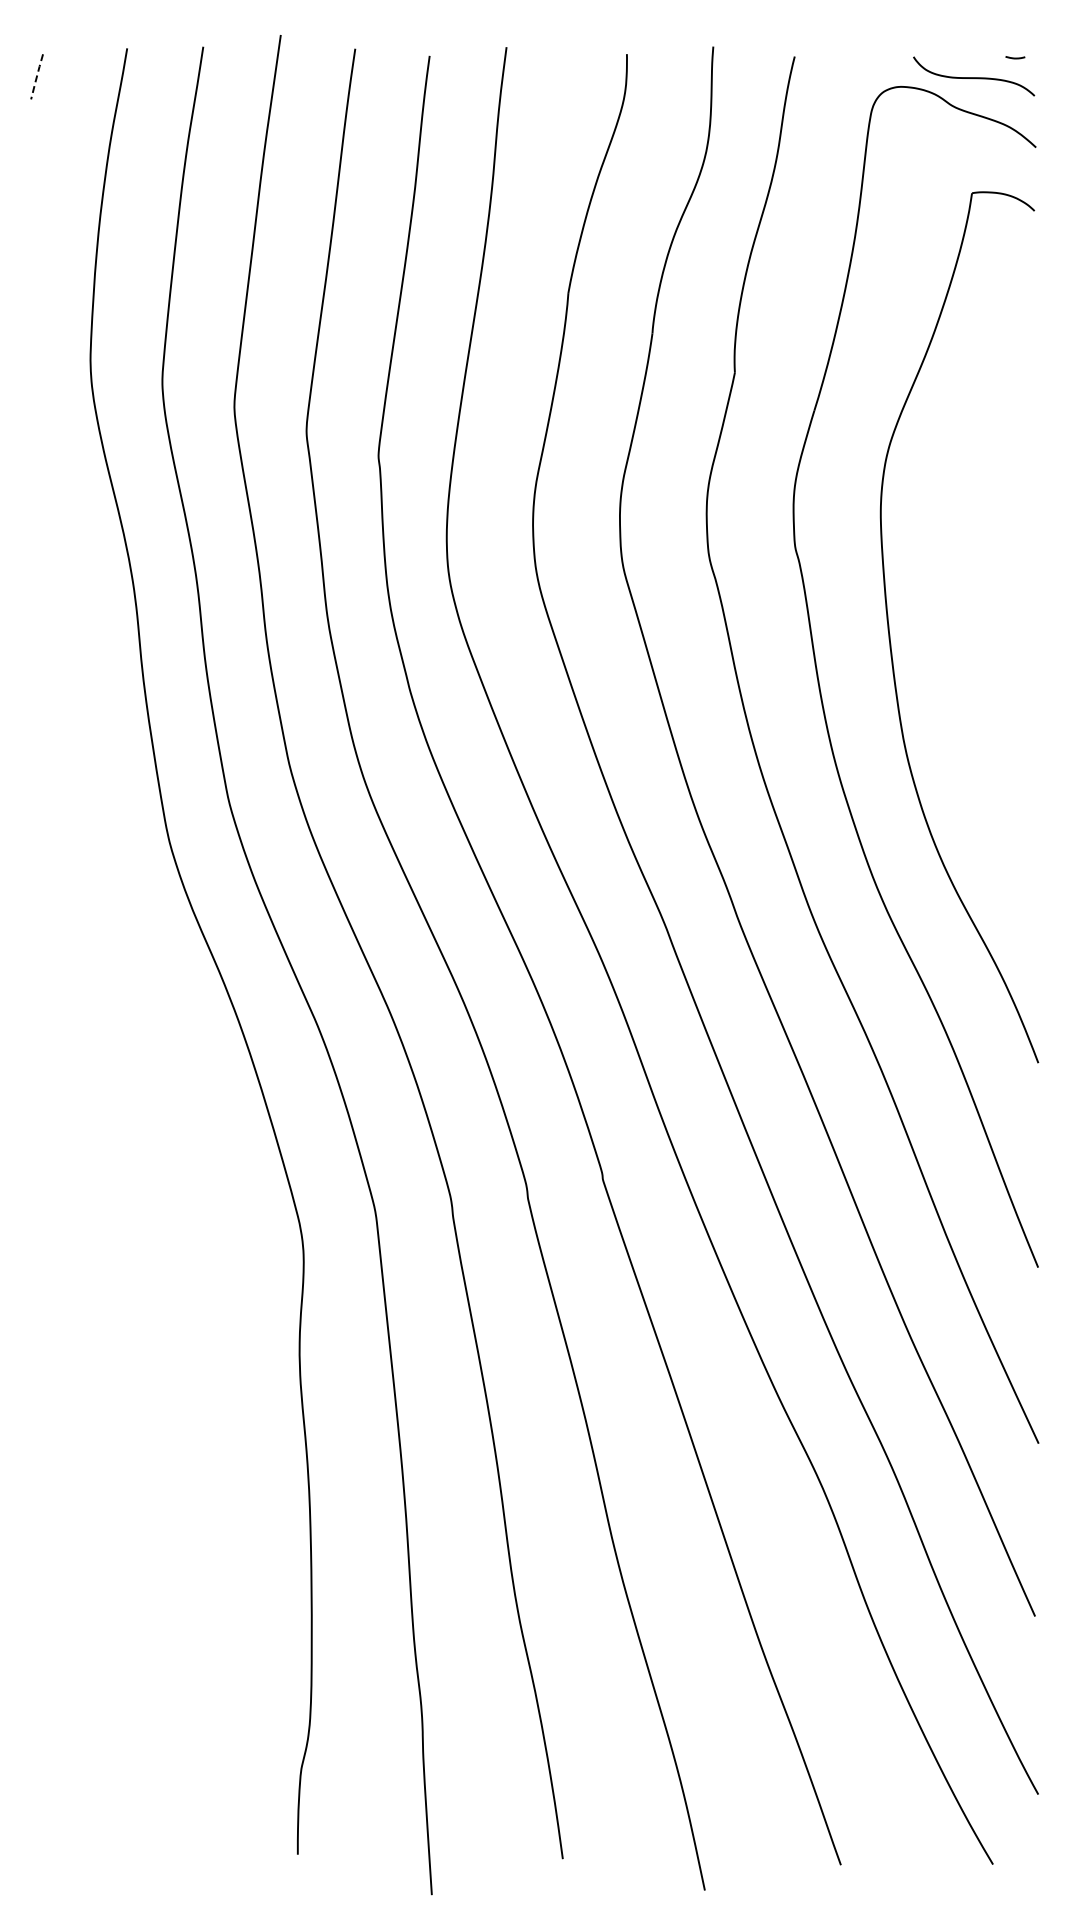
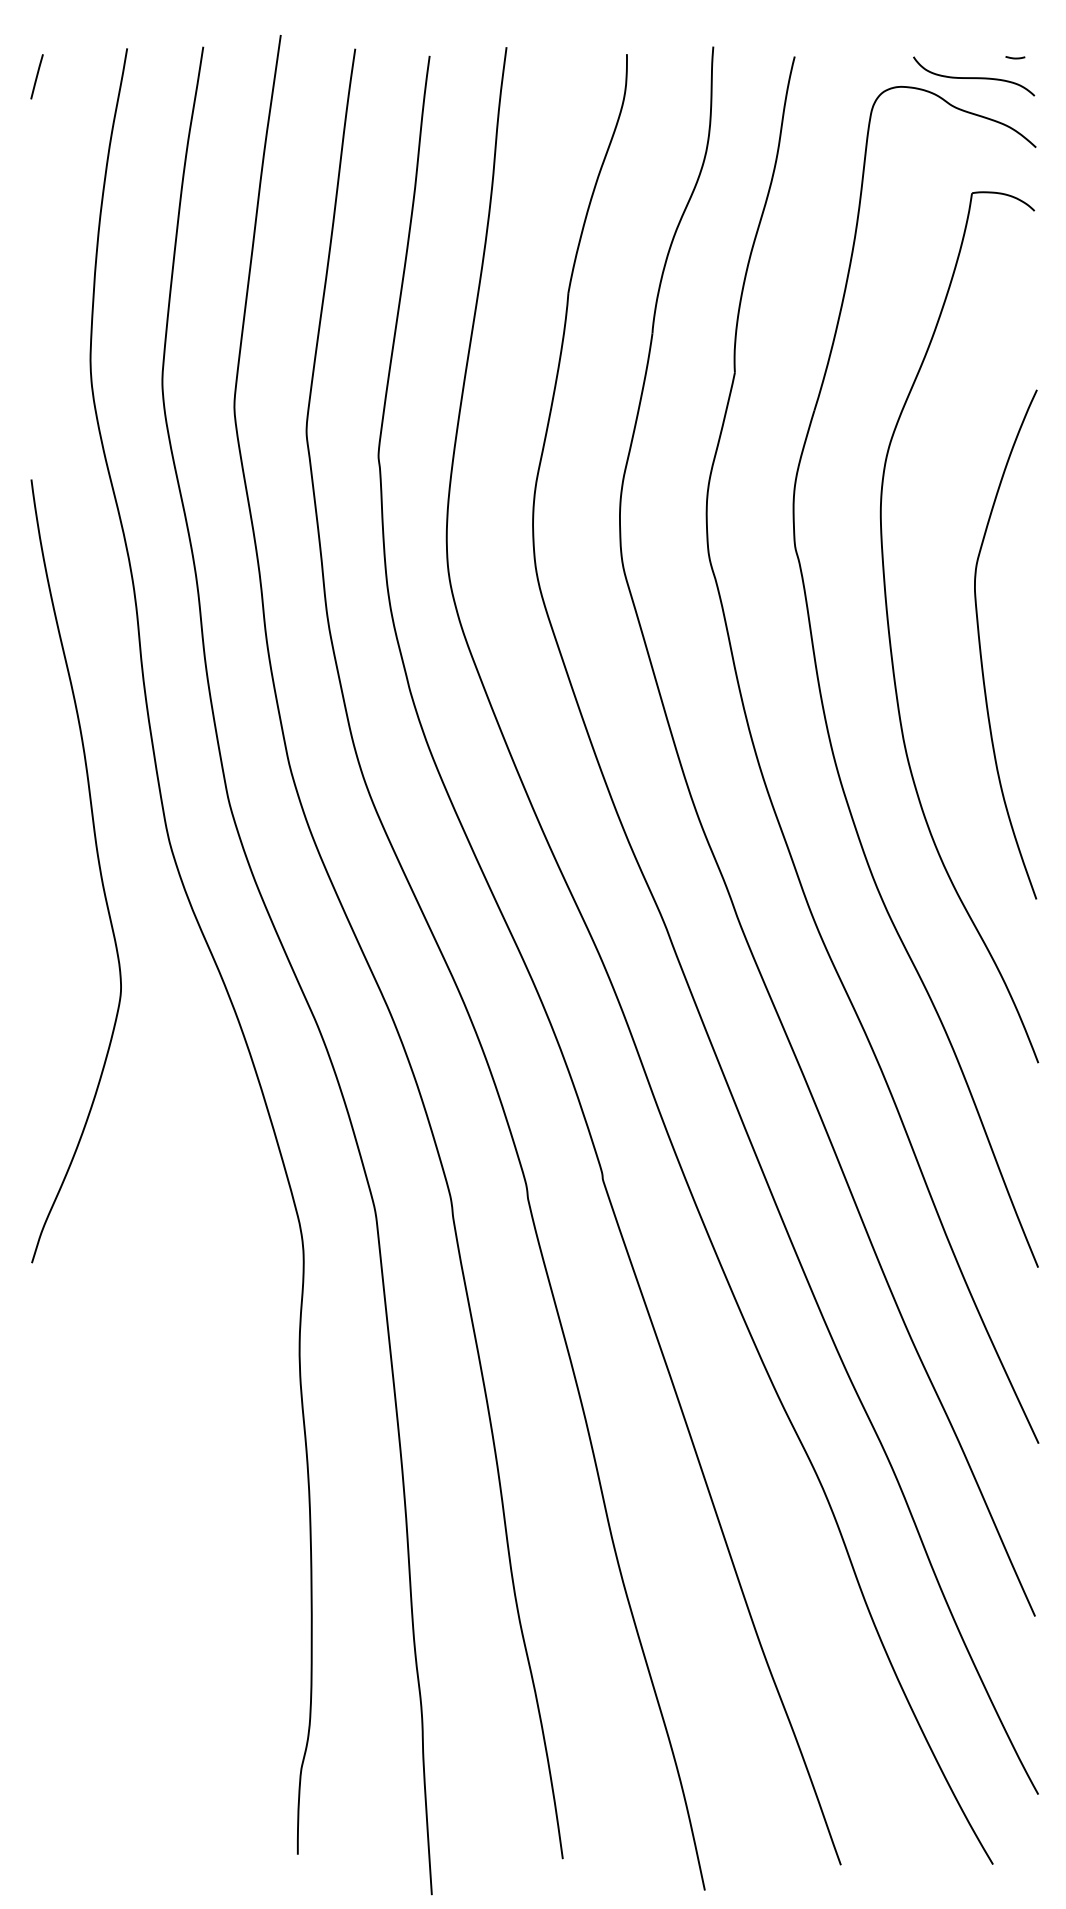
line: dashed -> solid (36, 77)
curve: none -> present (981, 649)
curve: none -> present (98, 866)
